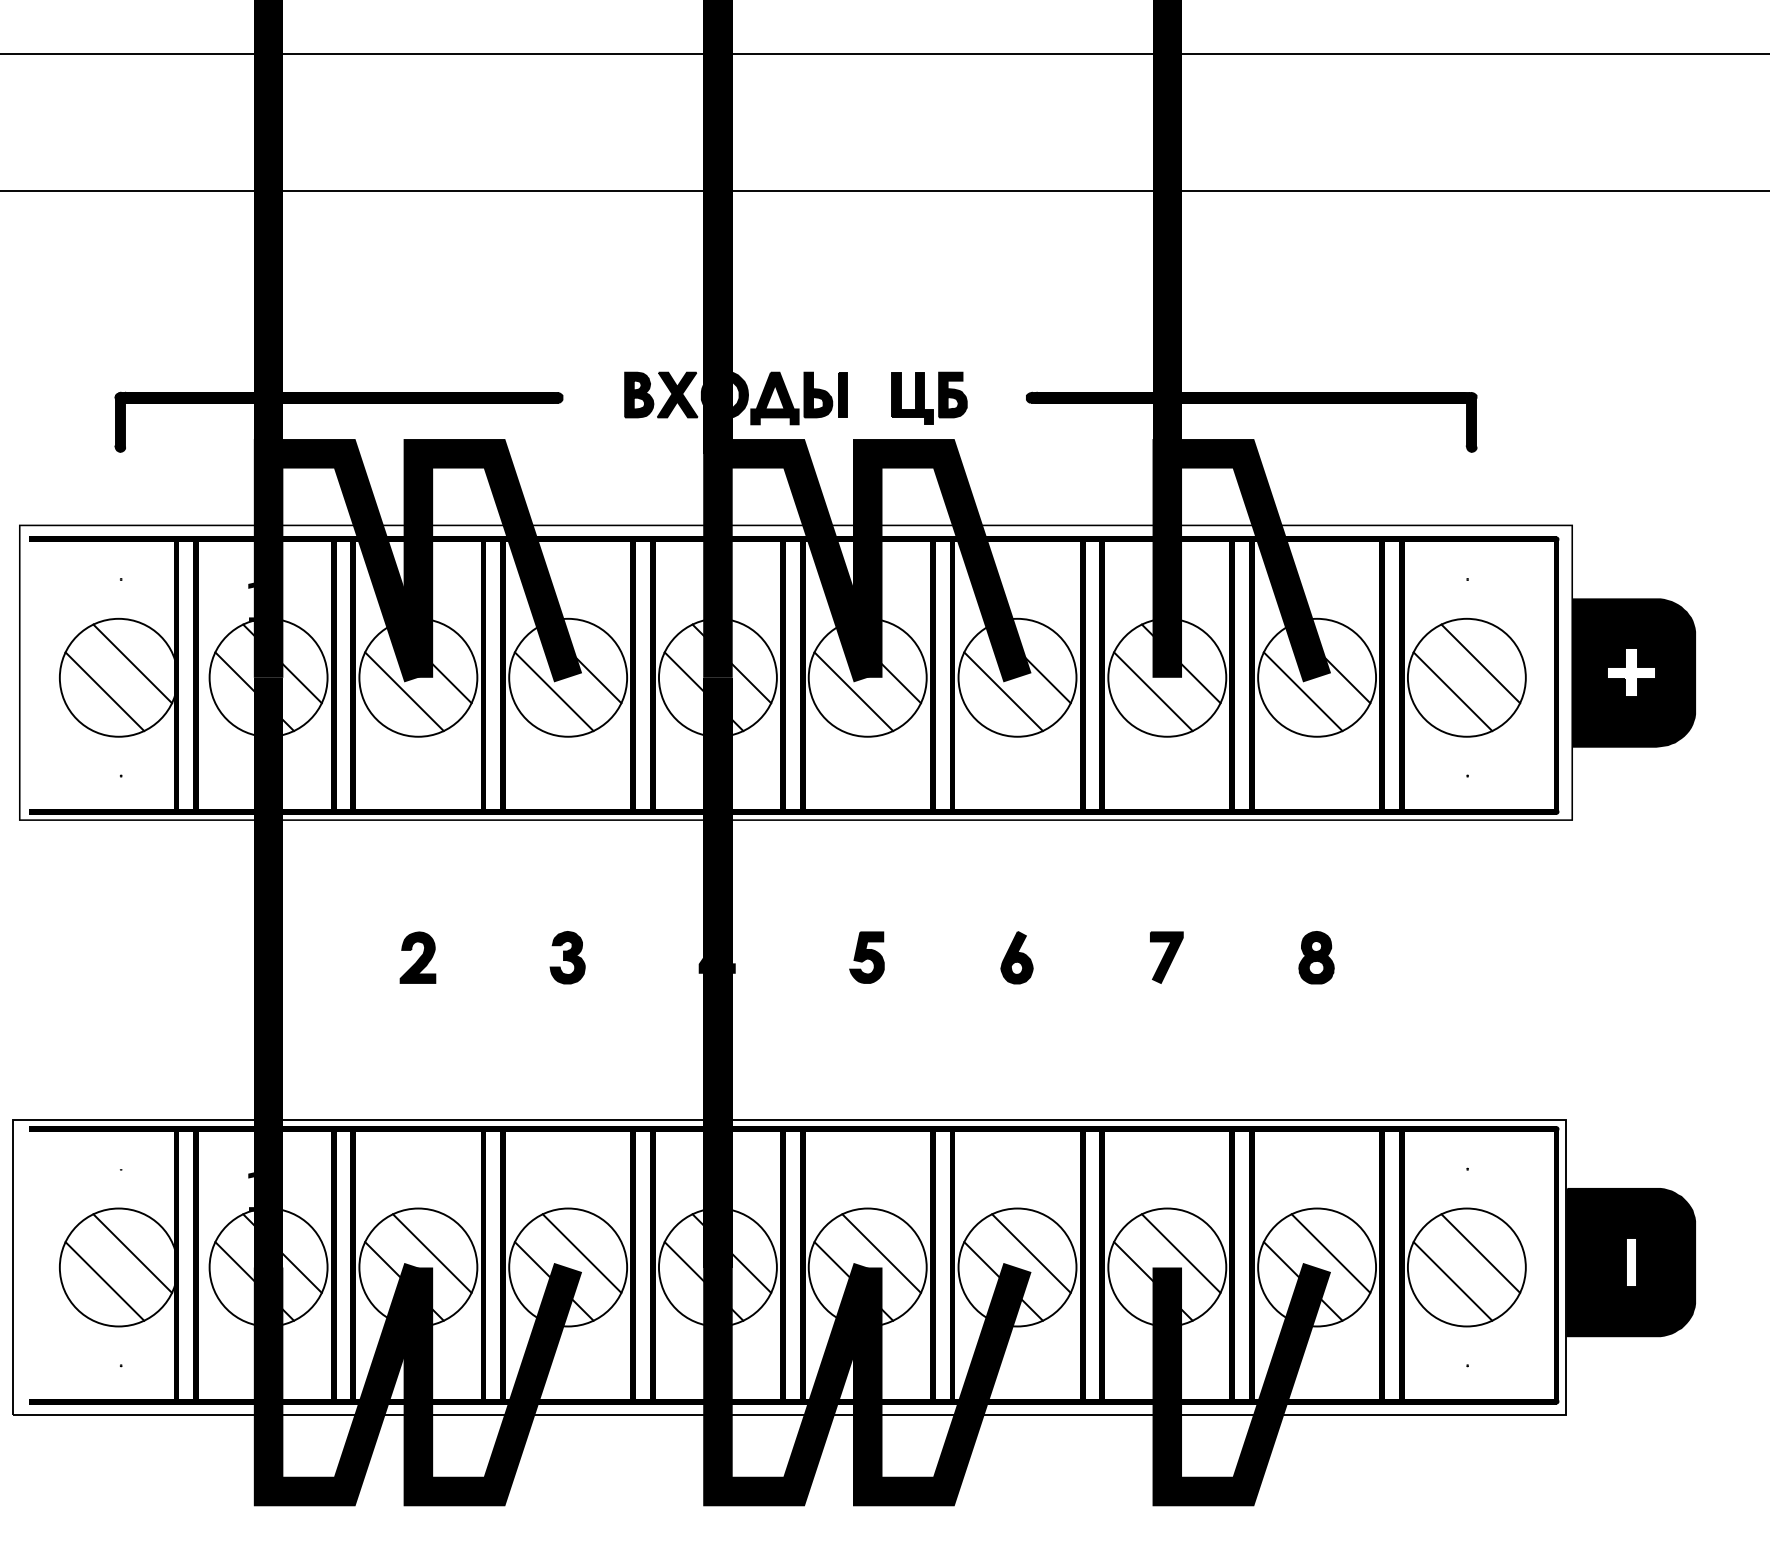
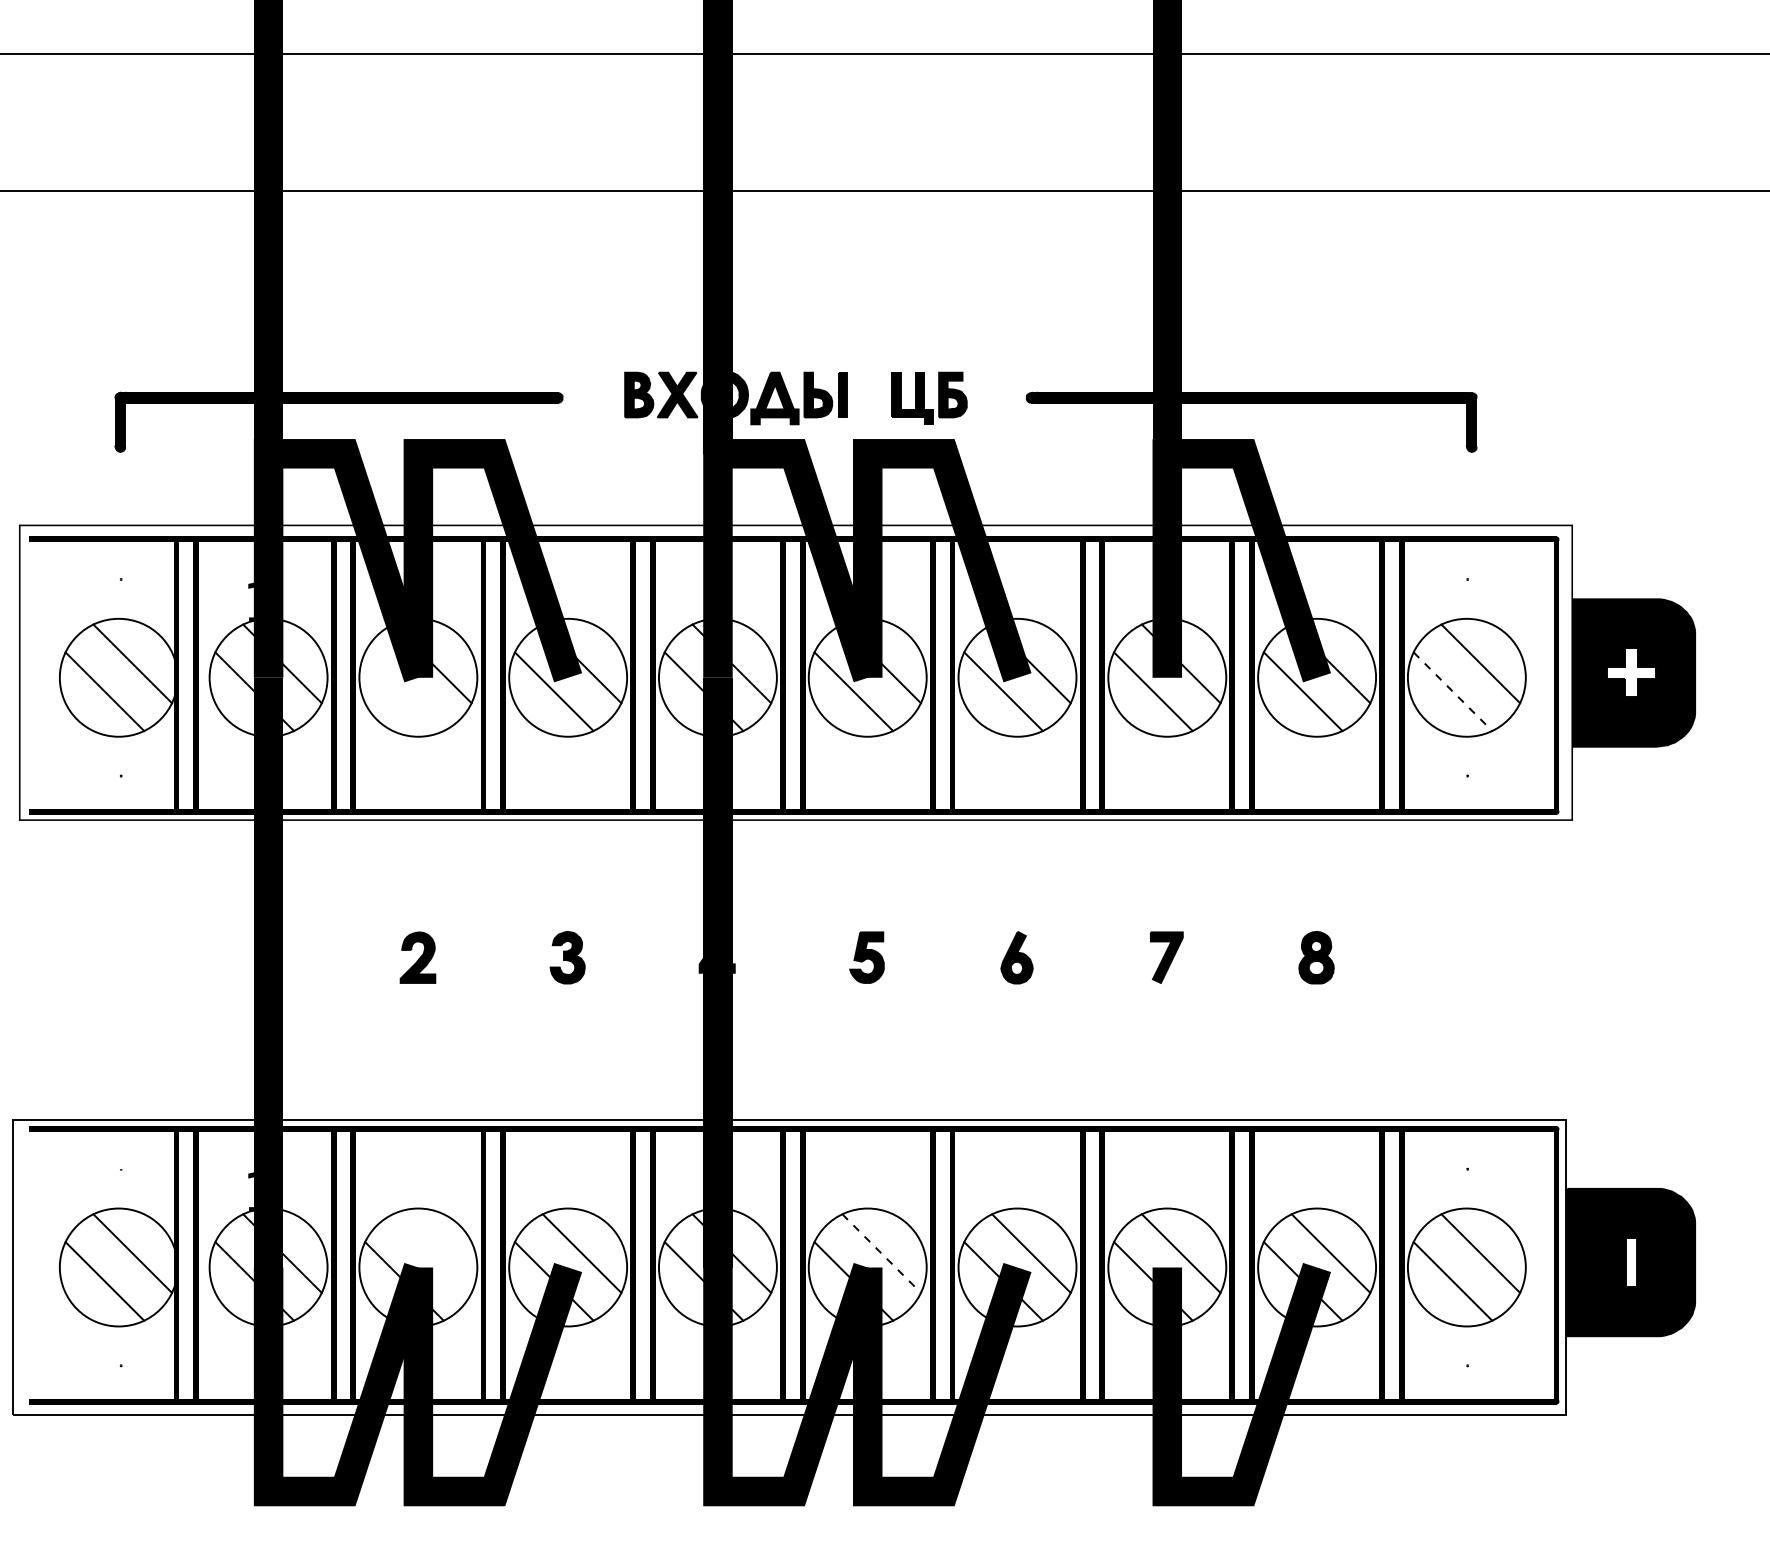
line: present -> none (404, 691)
line: solid -> dashed (1452, 691)
line: present -> none (431, 1253)
line: solid -> dashed (881, 1253)
